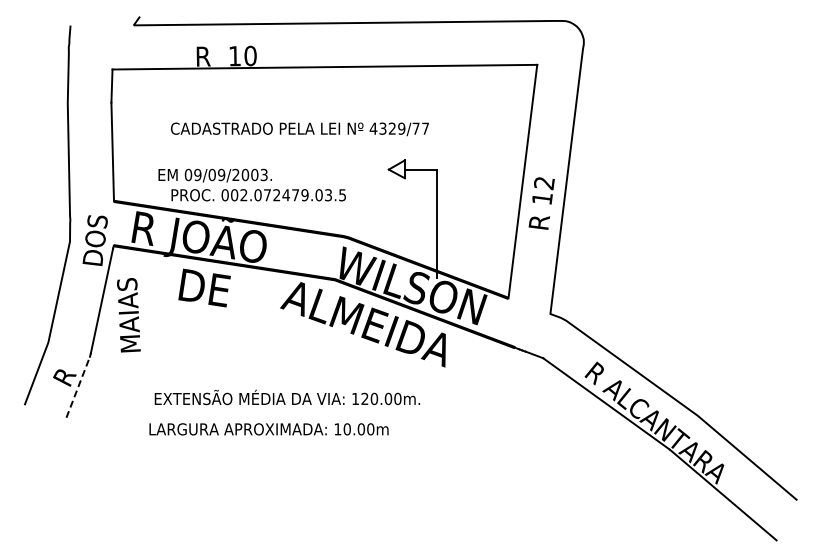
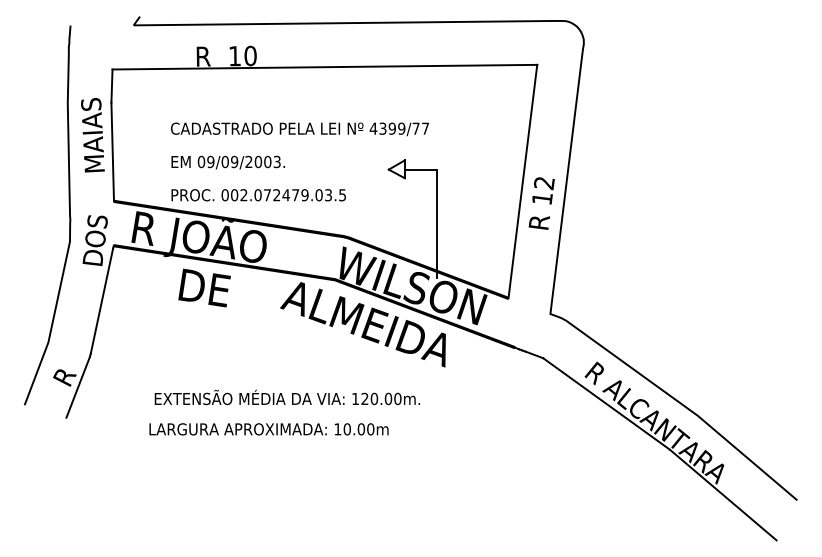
text: 4329/77 -> 4399/77 (391, 128)
text position: (214, 175) -> (227, 162) (227, 162)
text position: (128, 315) -> (92, 135) (92, 135)
line: dashed -> solid (78, 387)
